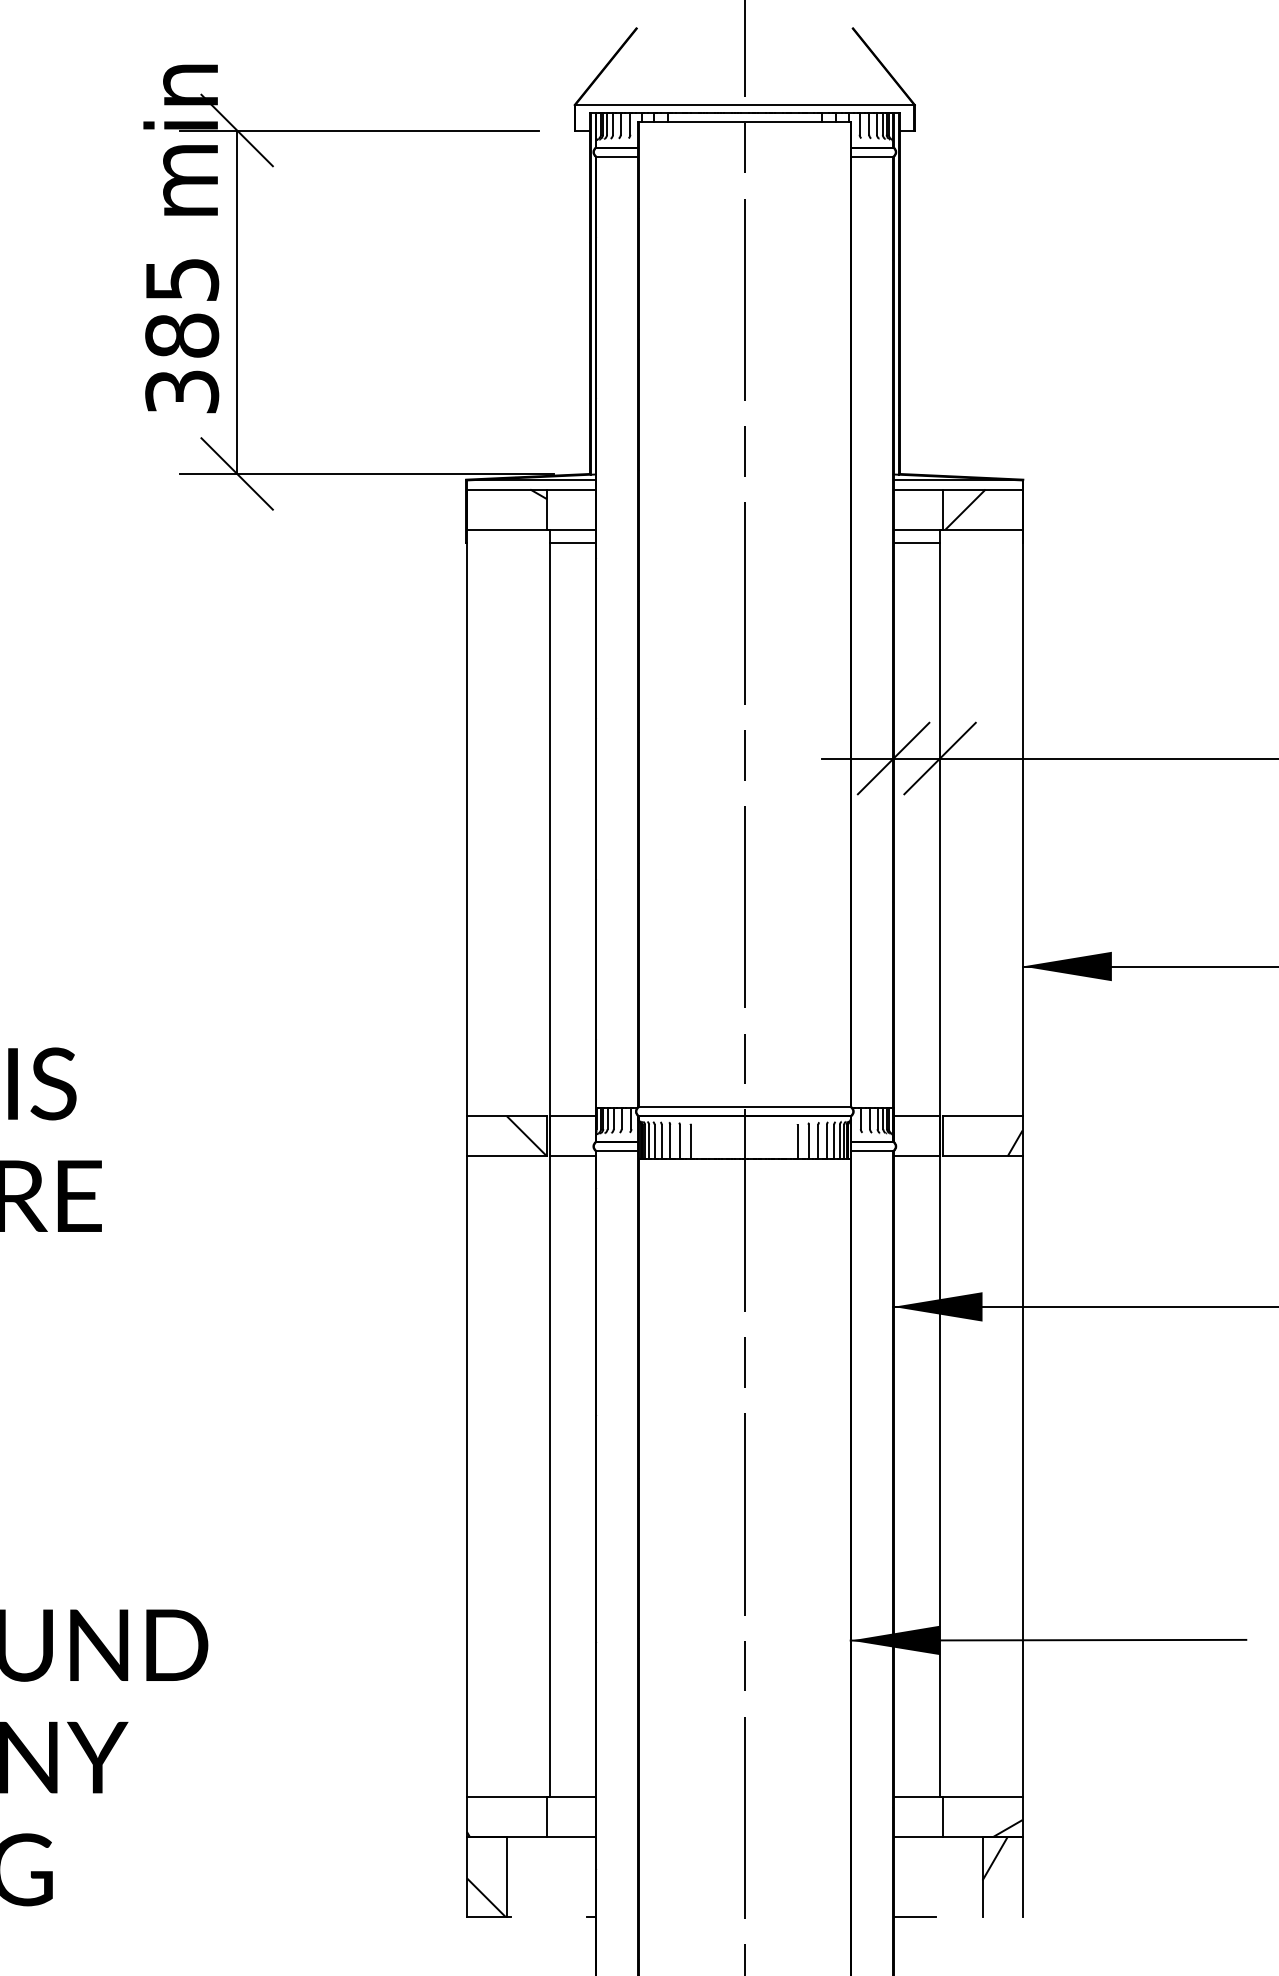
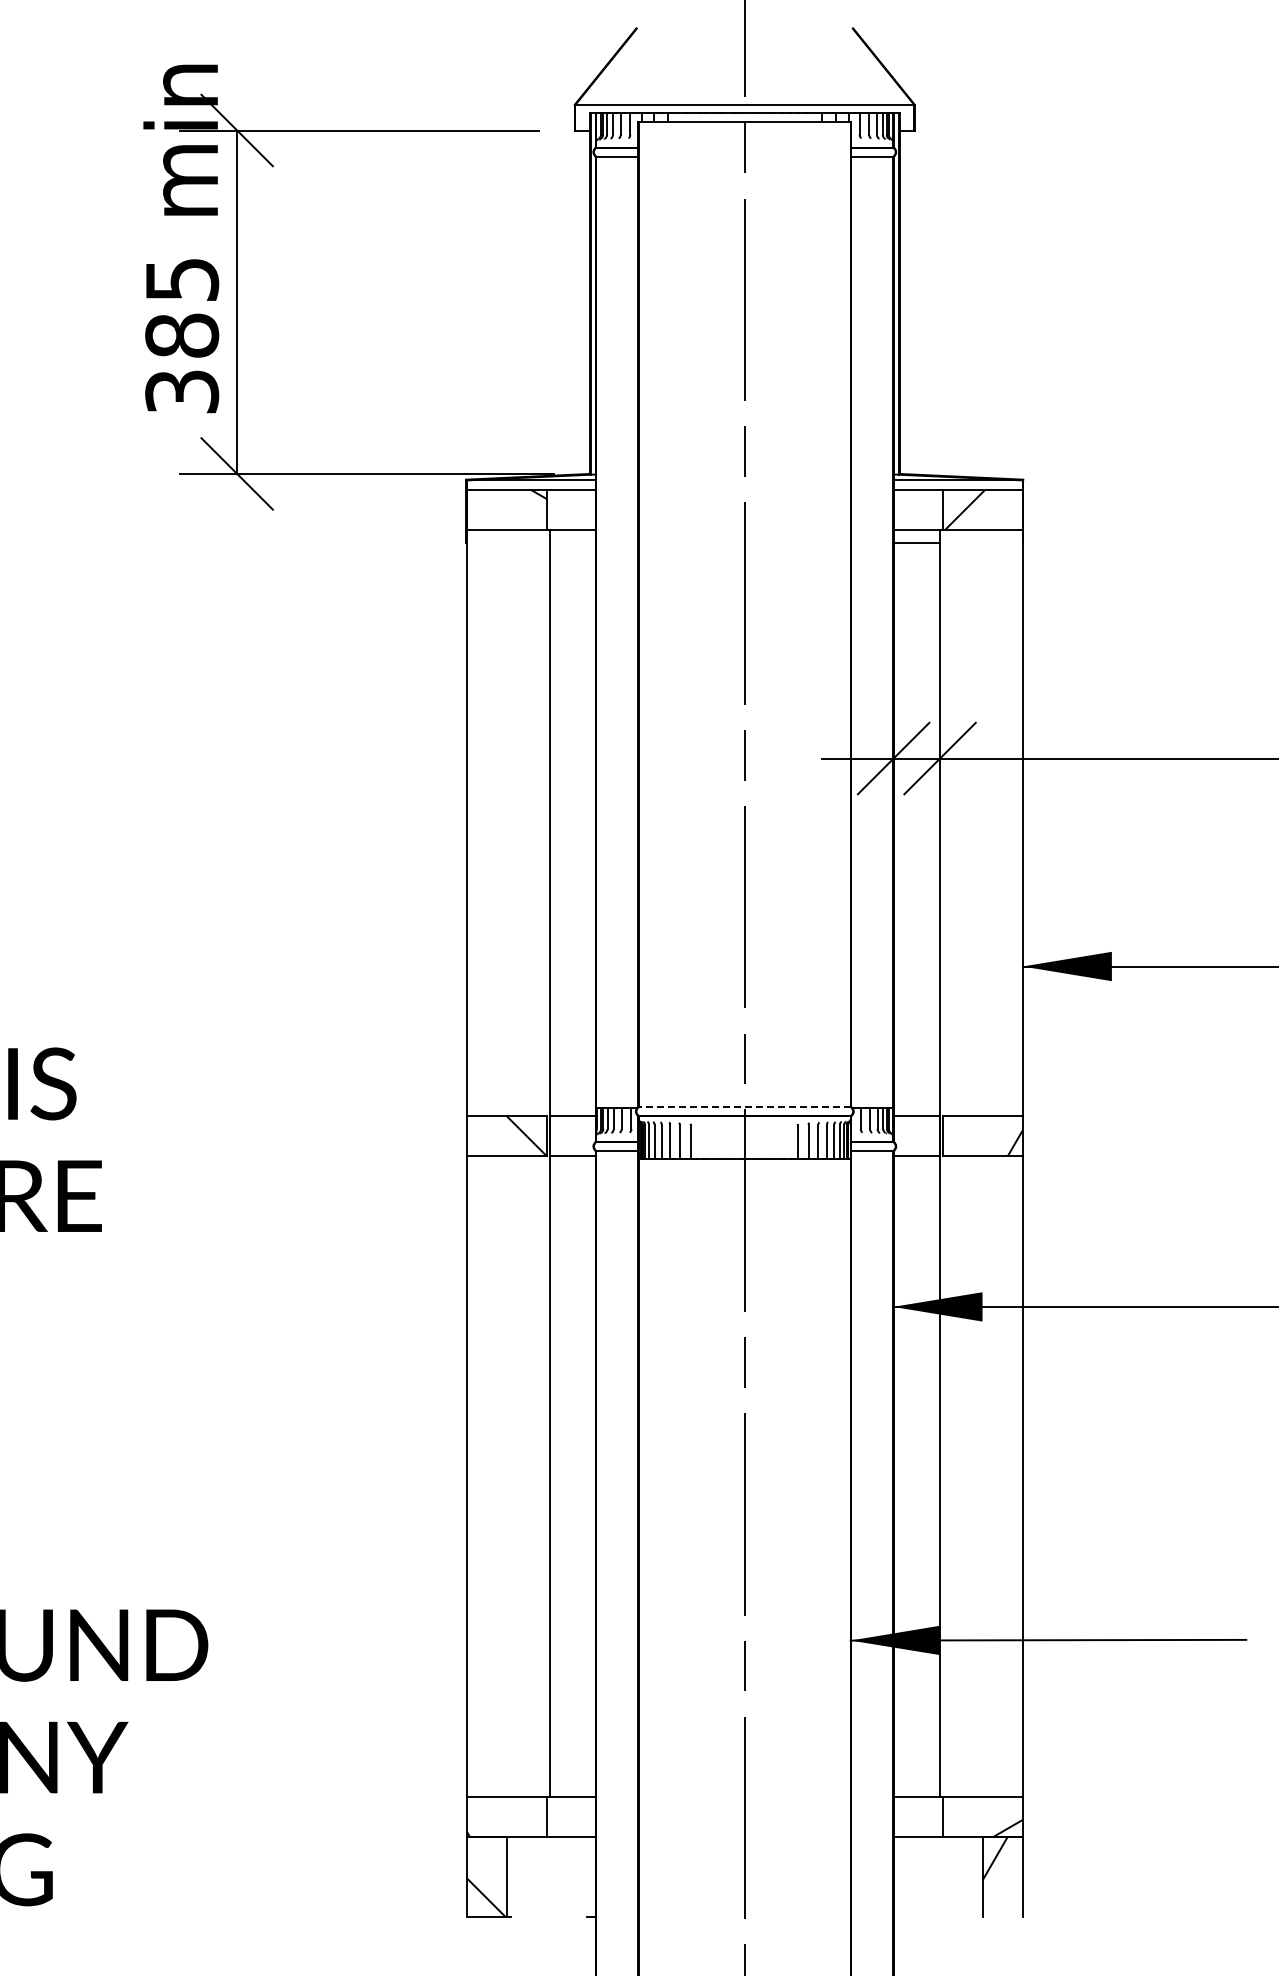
line: present -> none (572, 543)
line: solid -> dashed (744, 1107)
line: present -> none (914, 1916)
